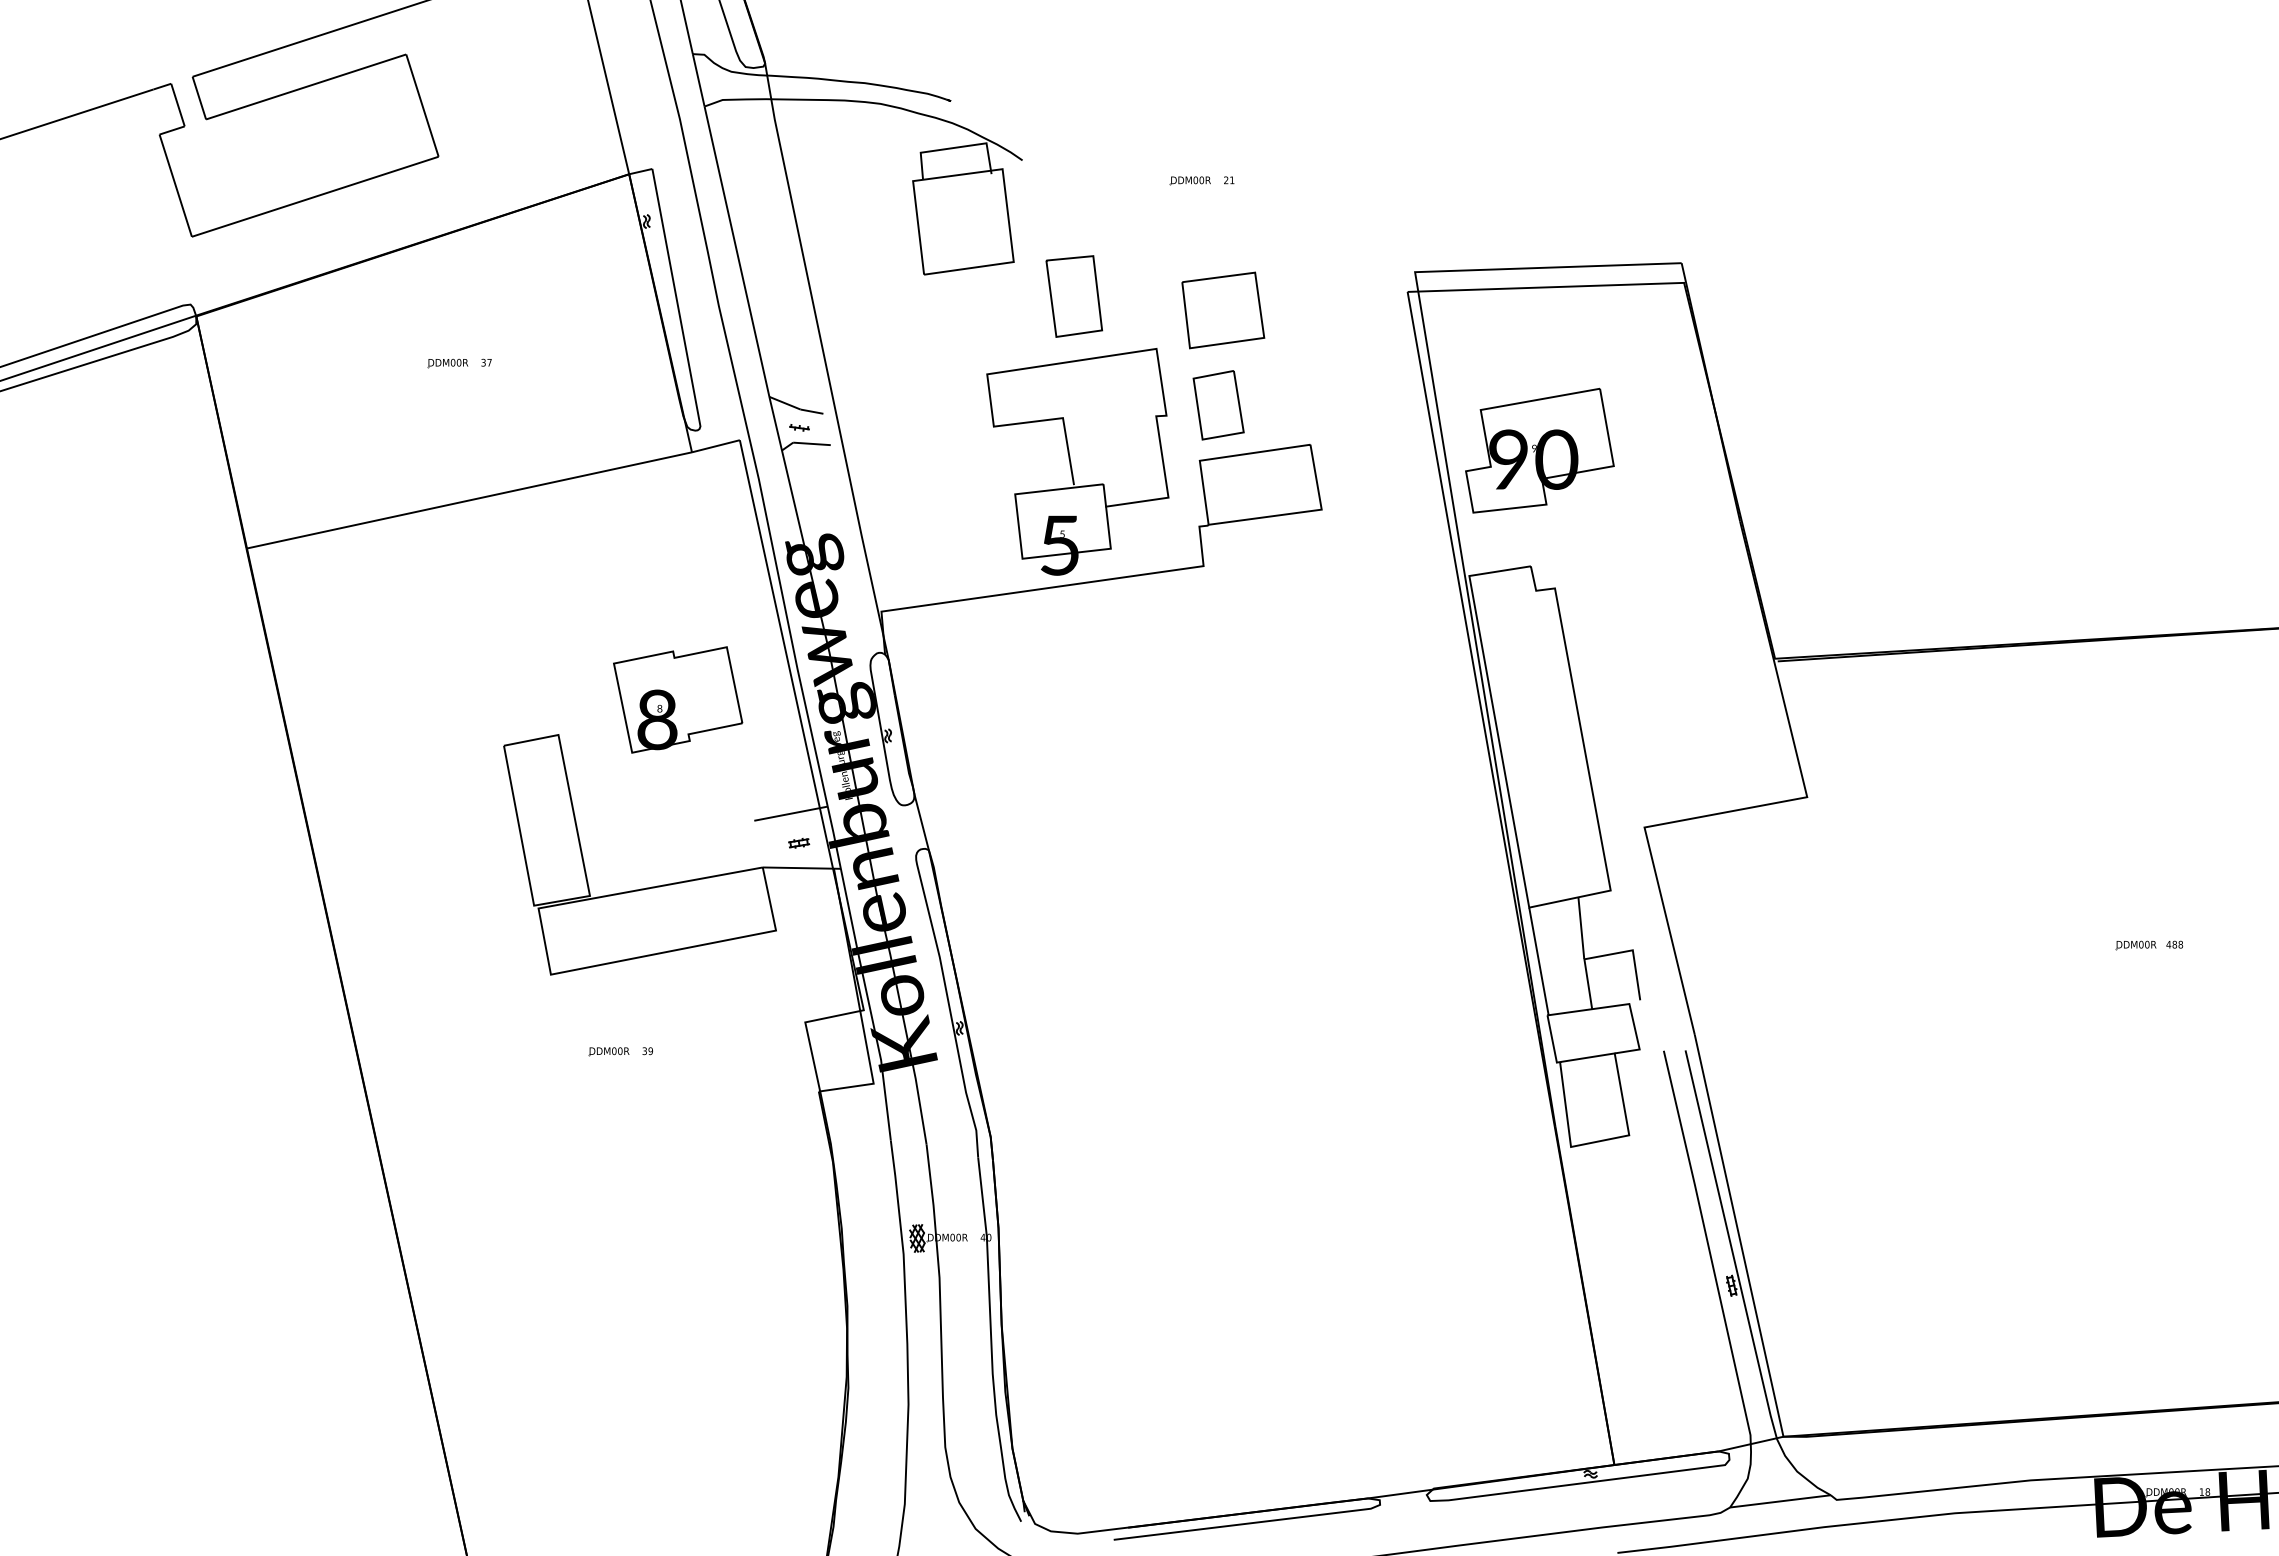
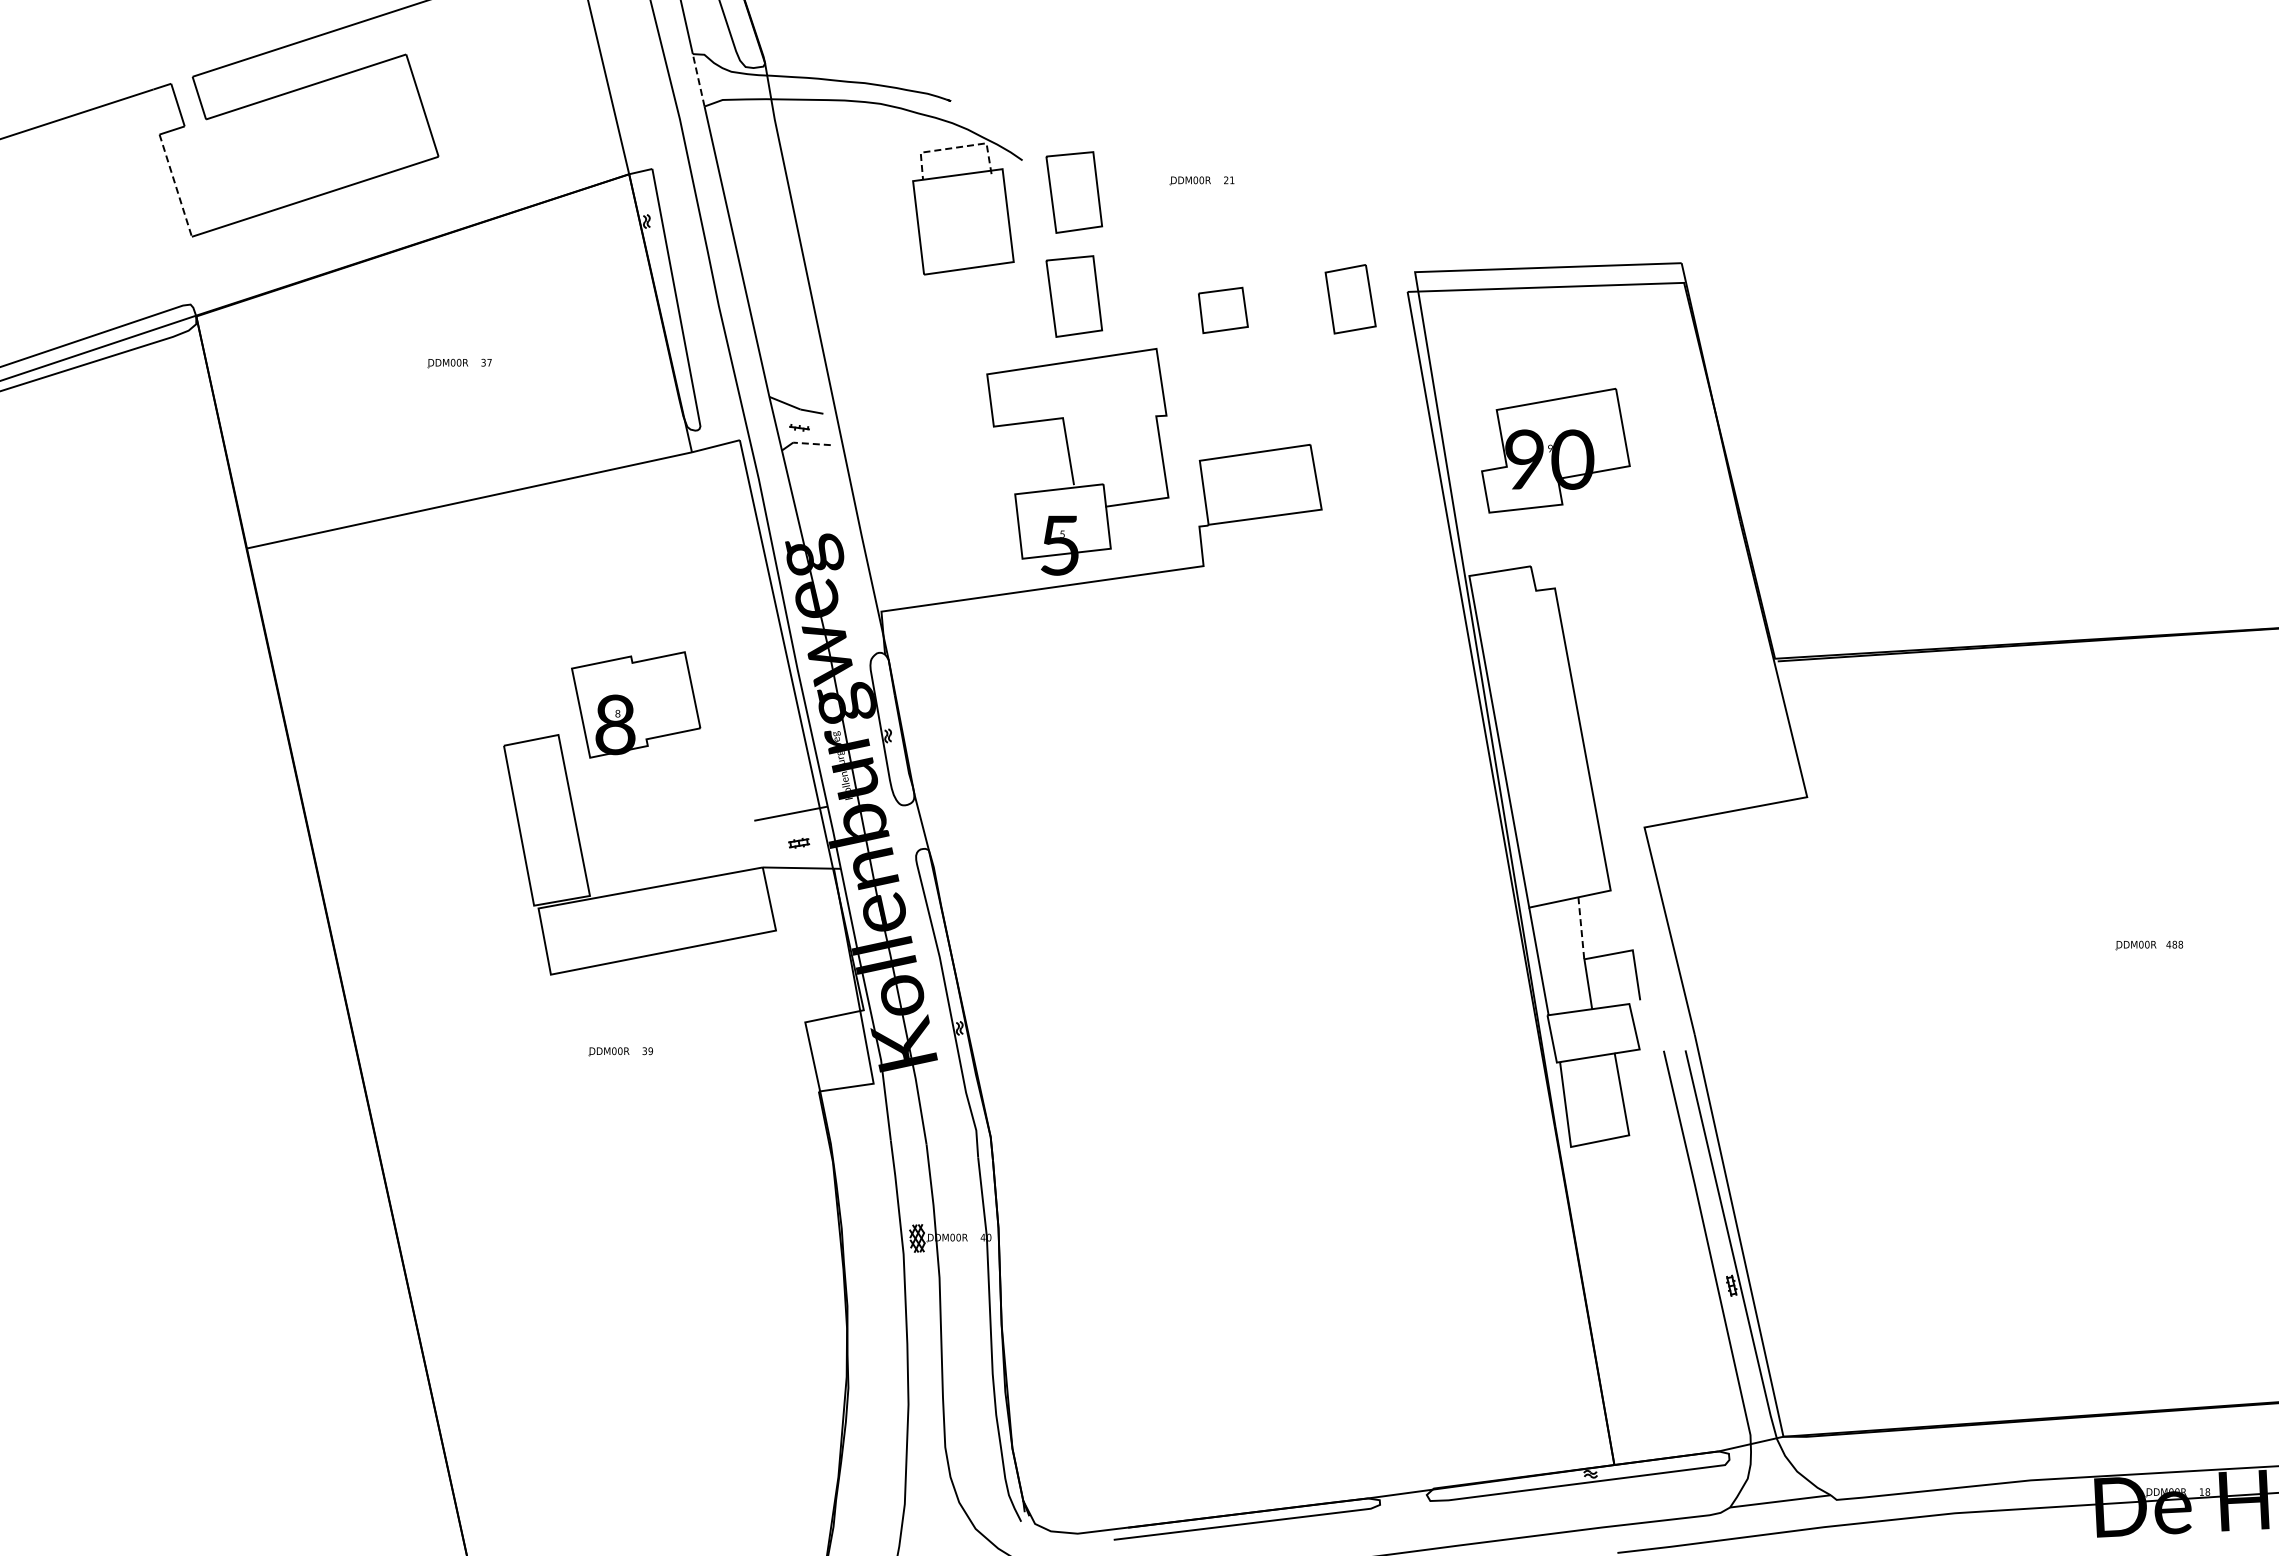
line: solid -> dashed (698, 80)
line: solid -> dashed (956, 147)
line: solid -> dashed (175, 185)
part: none -> present (1074, 192)
part size: 85x79 px -> 51x49 px (1223, 310)
part position: (1218, 405) -> (1350, 299) (1350, 299)
line: solid -> dashed (811, 443)
part position: (1539, 450) -> (1555, 450) (1555, 450)
part position: (678, 699) -> (636, 704) (636, 704)
line: solid -> dashed (1581, 928)
